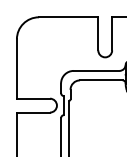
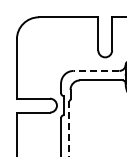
line: solid -> dashed (96, 70)
line: solid -> dashed (68, 128)
